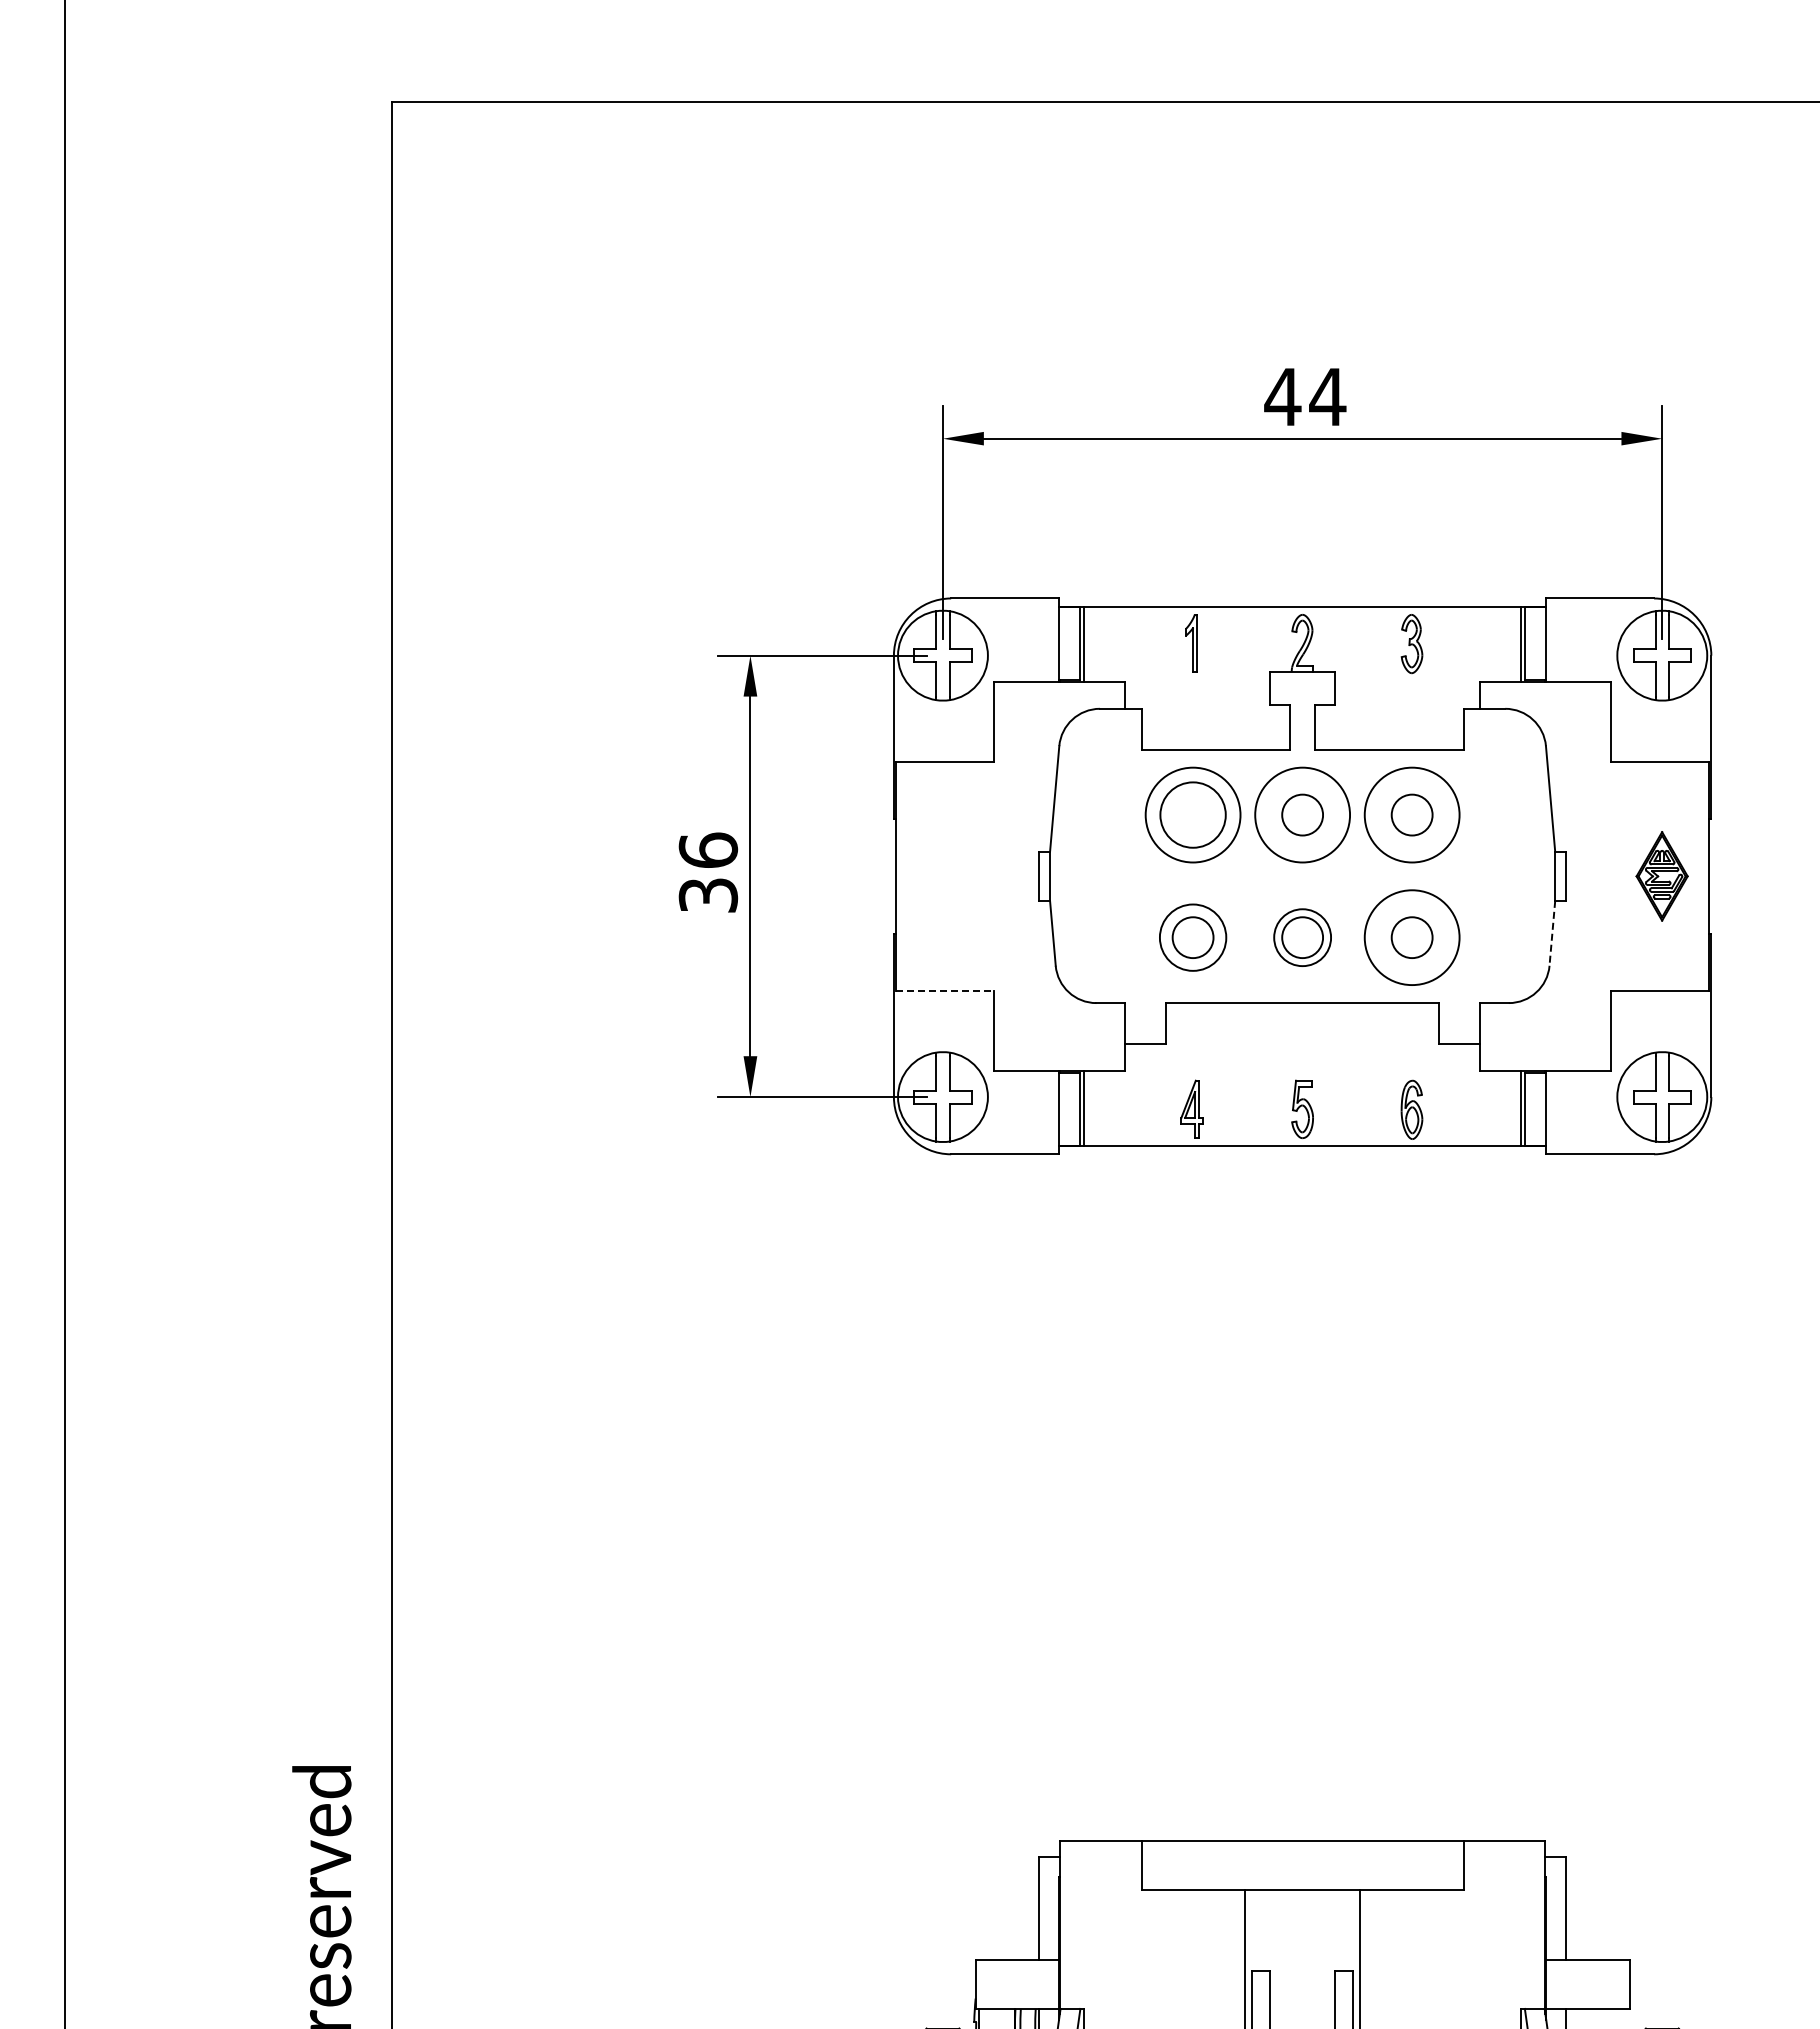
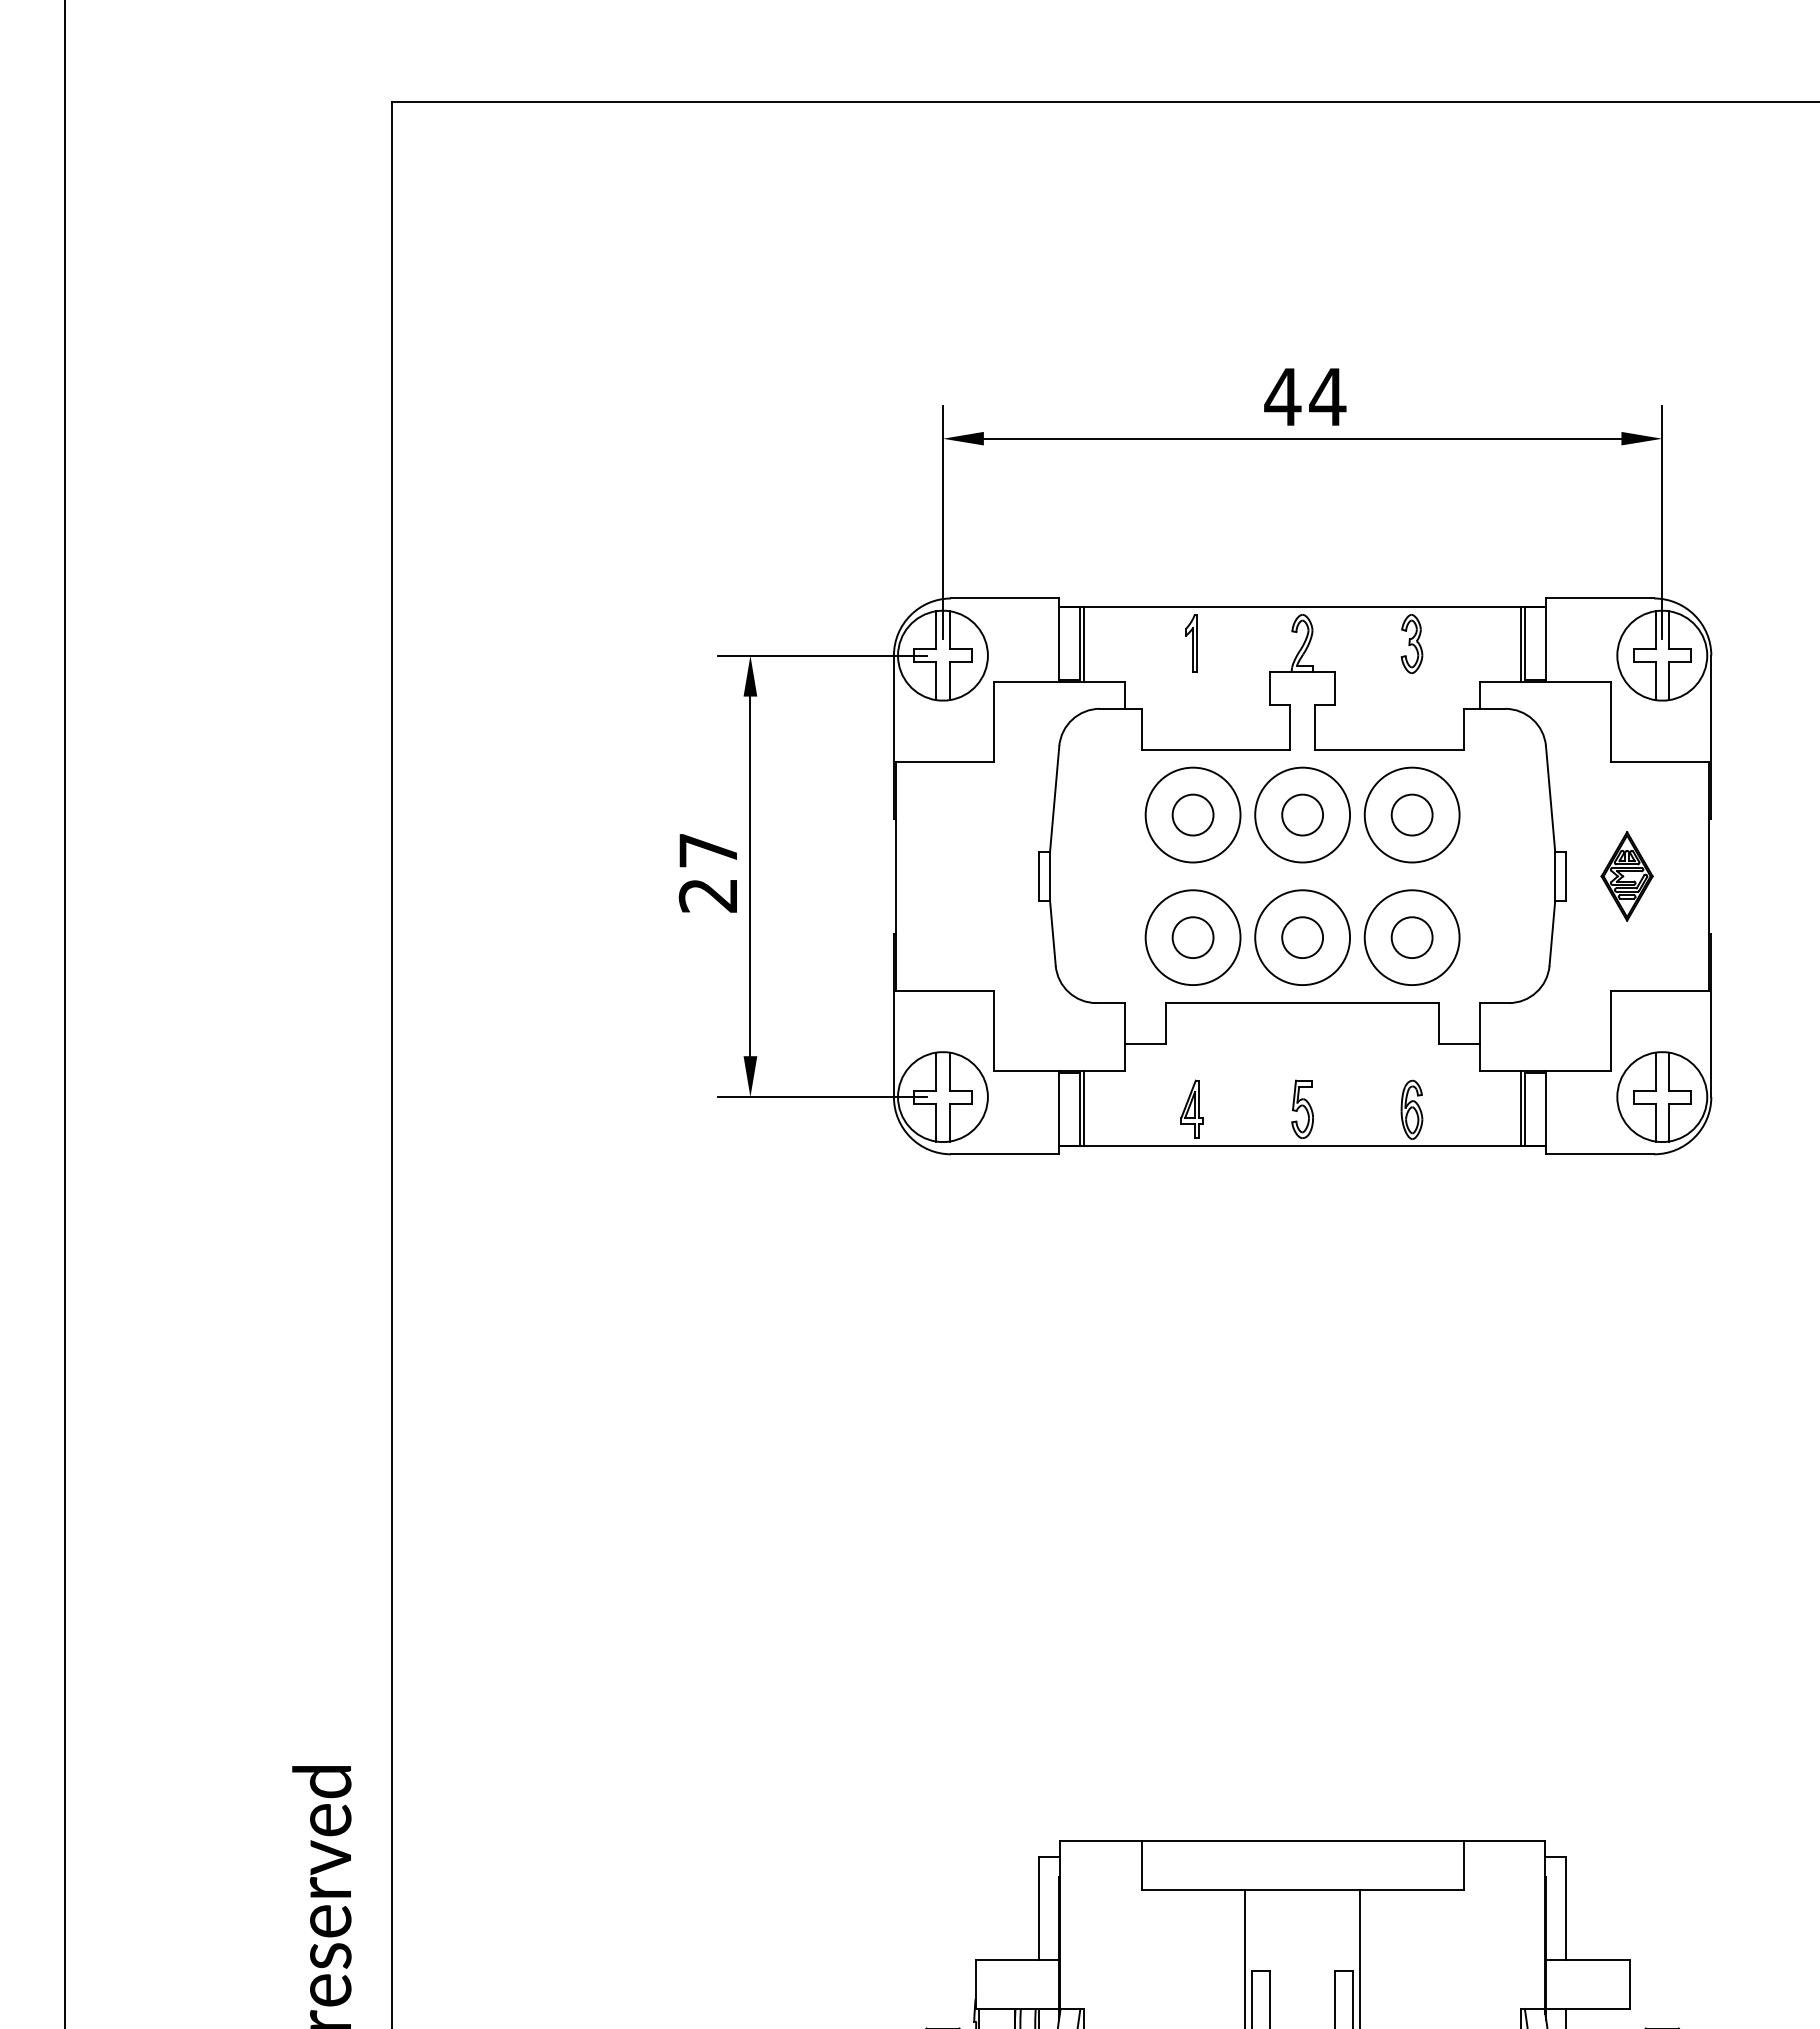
circle diameter: 65 px -> 41 px (1192, 814)
text: 36 -> 27 (708, 872)
part position: (1661, 876) -> (1626, 876) (1626, 876)
line: dashed -> solid (1552, 933)
circle diameter: 66 px -> 95 px (1192, 937)
circle diameter: 57 px -> 95 px (1302, 937)
line: dashed -> solid (945, 990)
